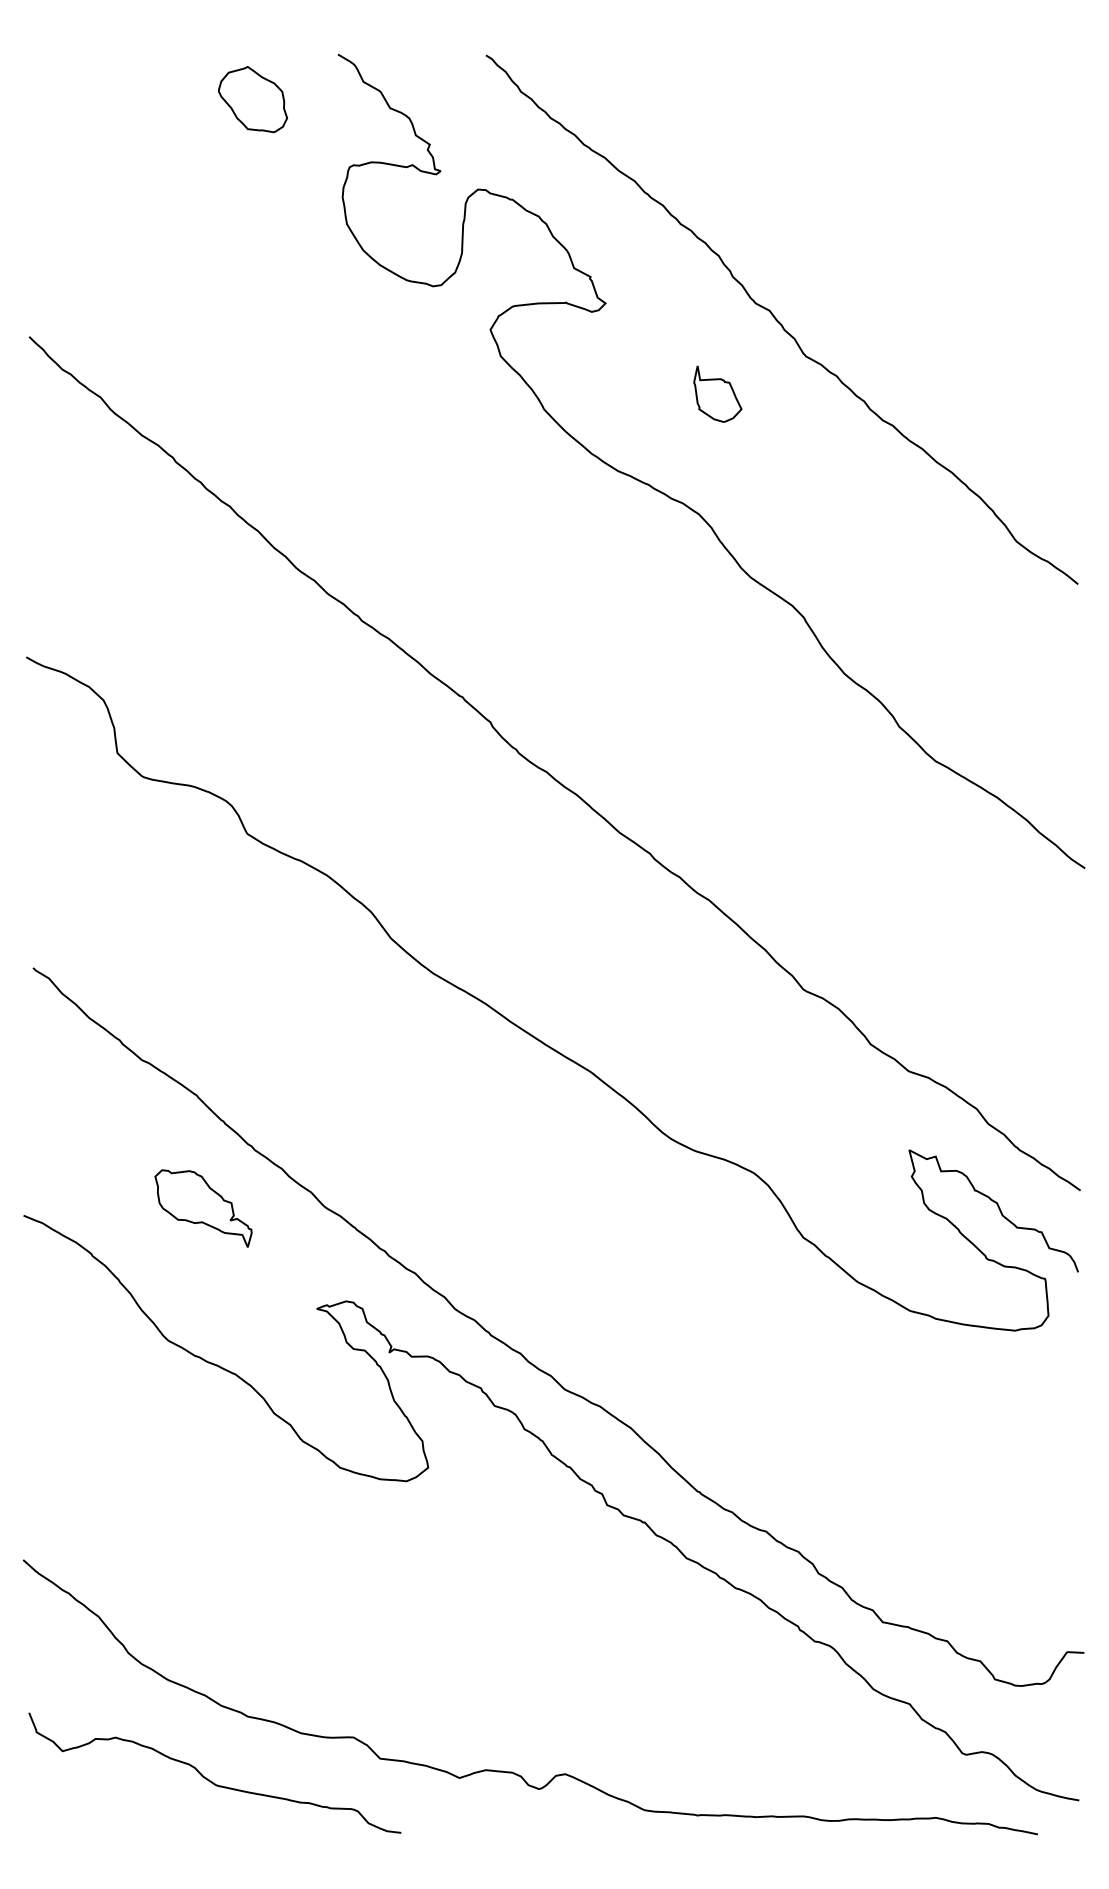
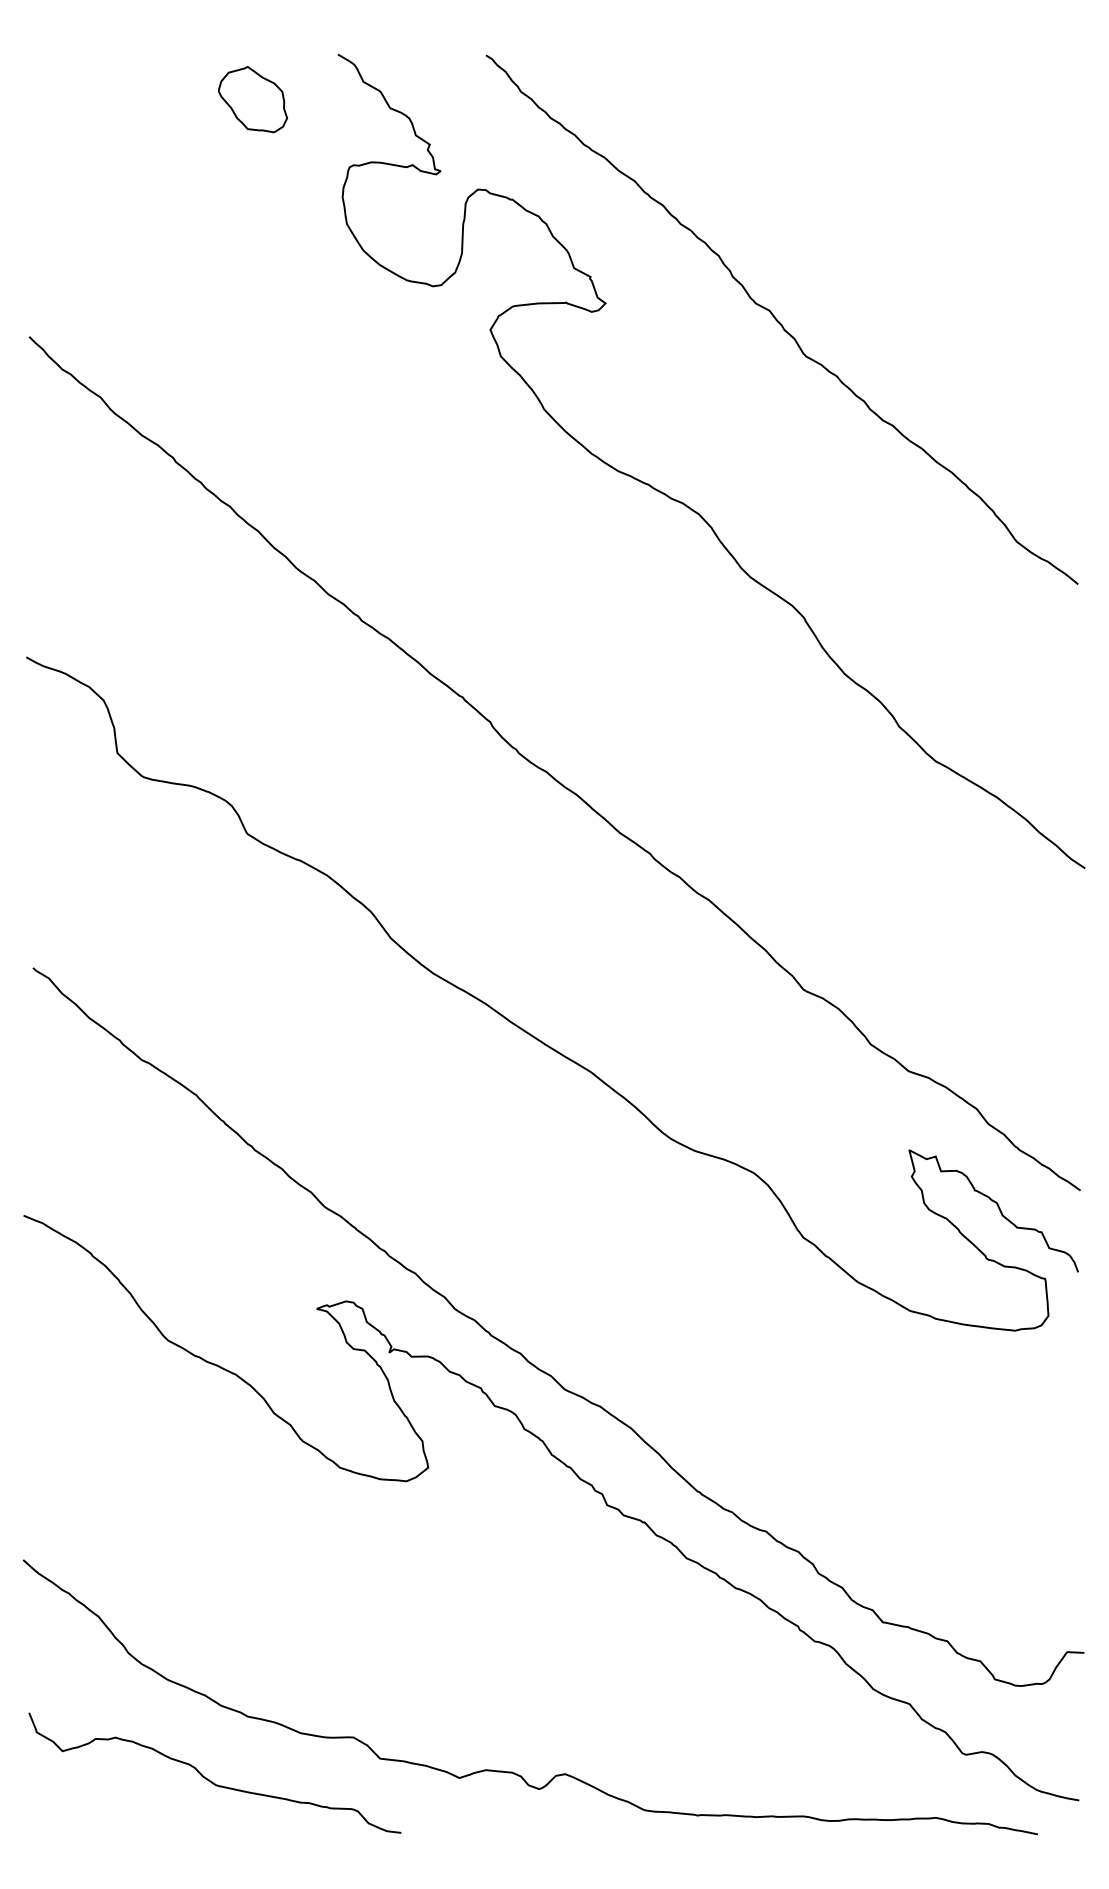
part: present -> none (717, 393)
part: present -> none (203, 1208)
